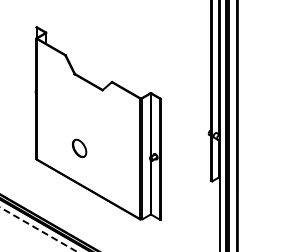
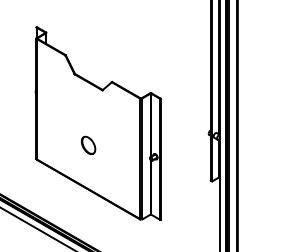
part position: (79, 148) -> (88, 145) (88, 145)
line: dashed -> solid (39, 230)
